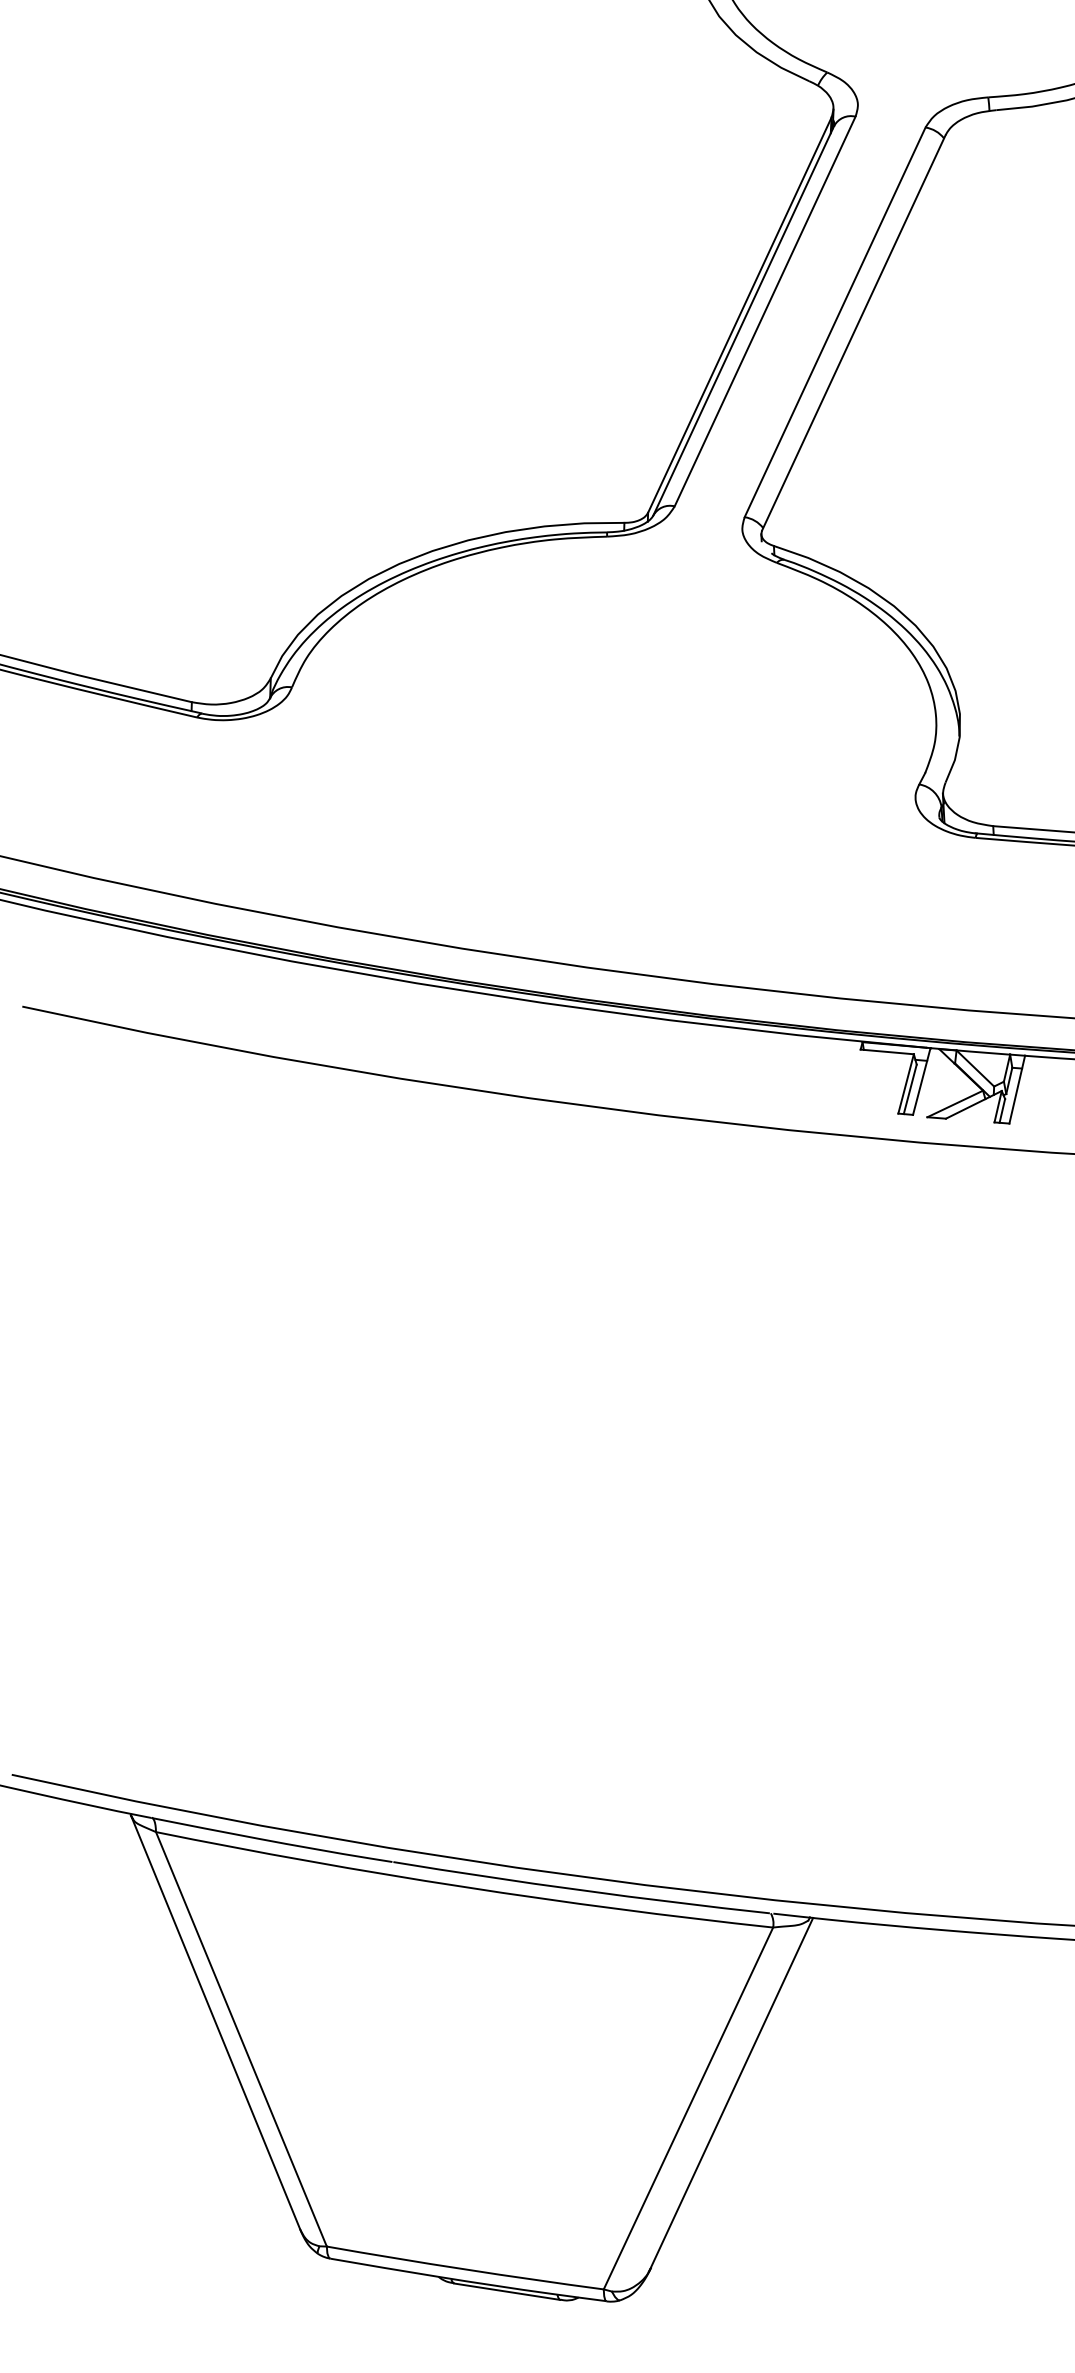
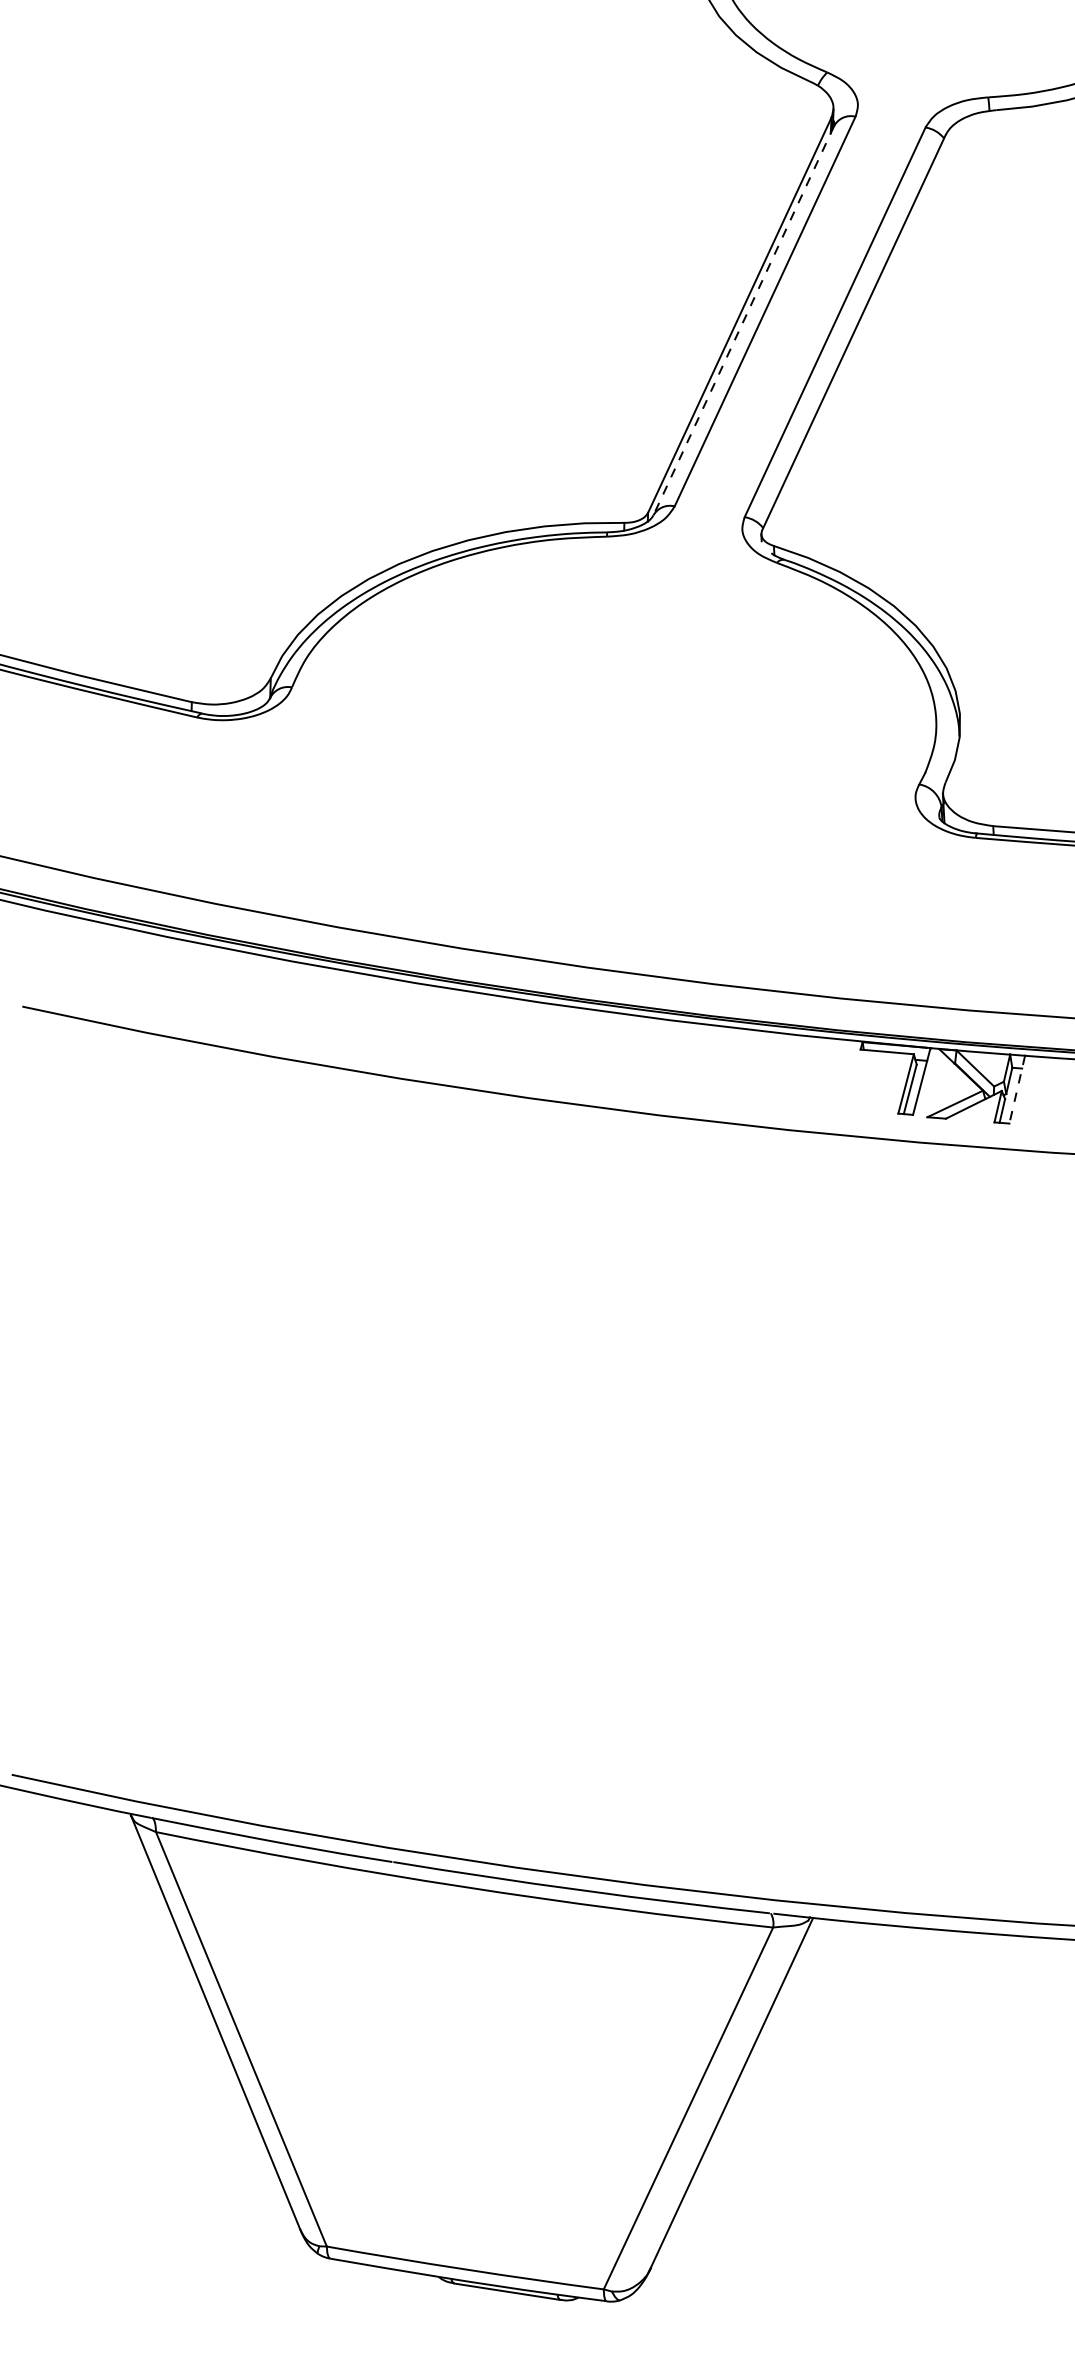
line: solid -> dashed (743, 320)
line: solid -> dashed (1017, 1089)
